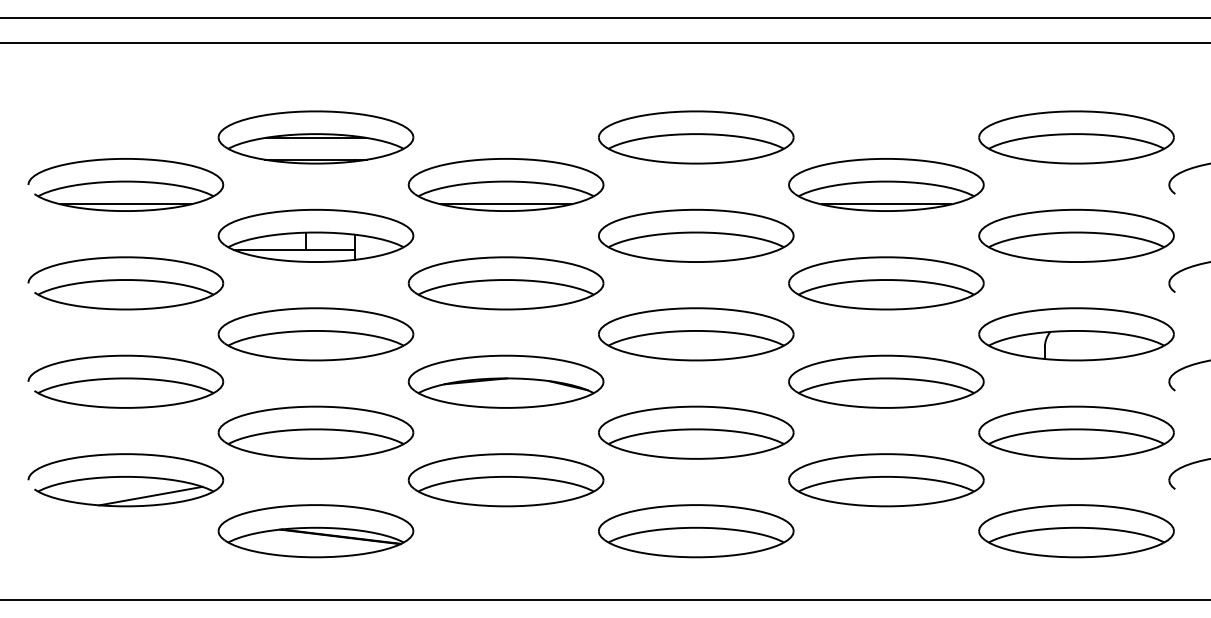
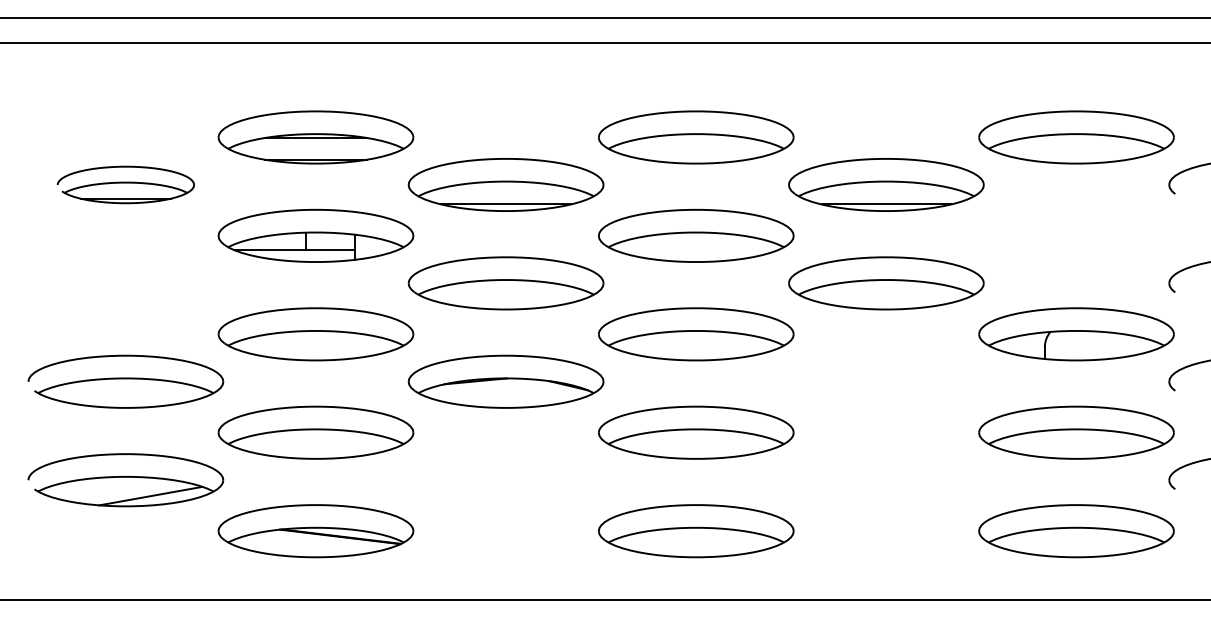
part size: 198x54 px -> 139x40 px (125, 184)
part: present -> none (1076, 235)
part: present -> none (125, 283)
part: present -> none (886, 381)
part: present -> none (505, 480)
part: present -> none (886, 480)
